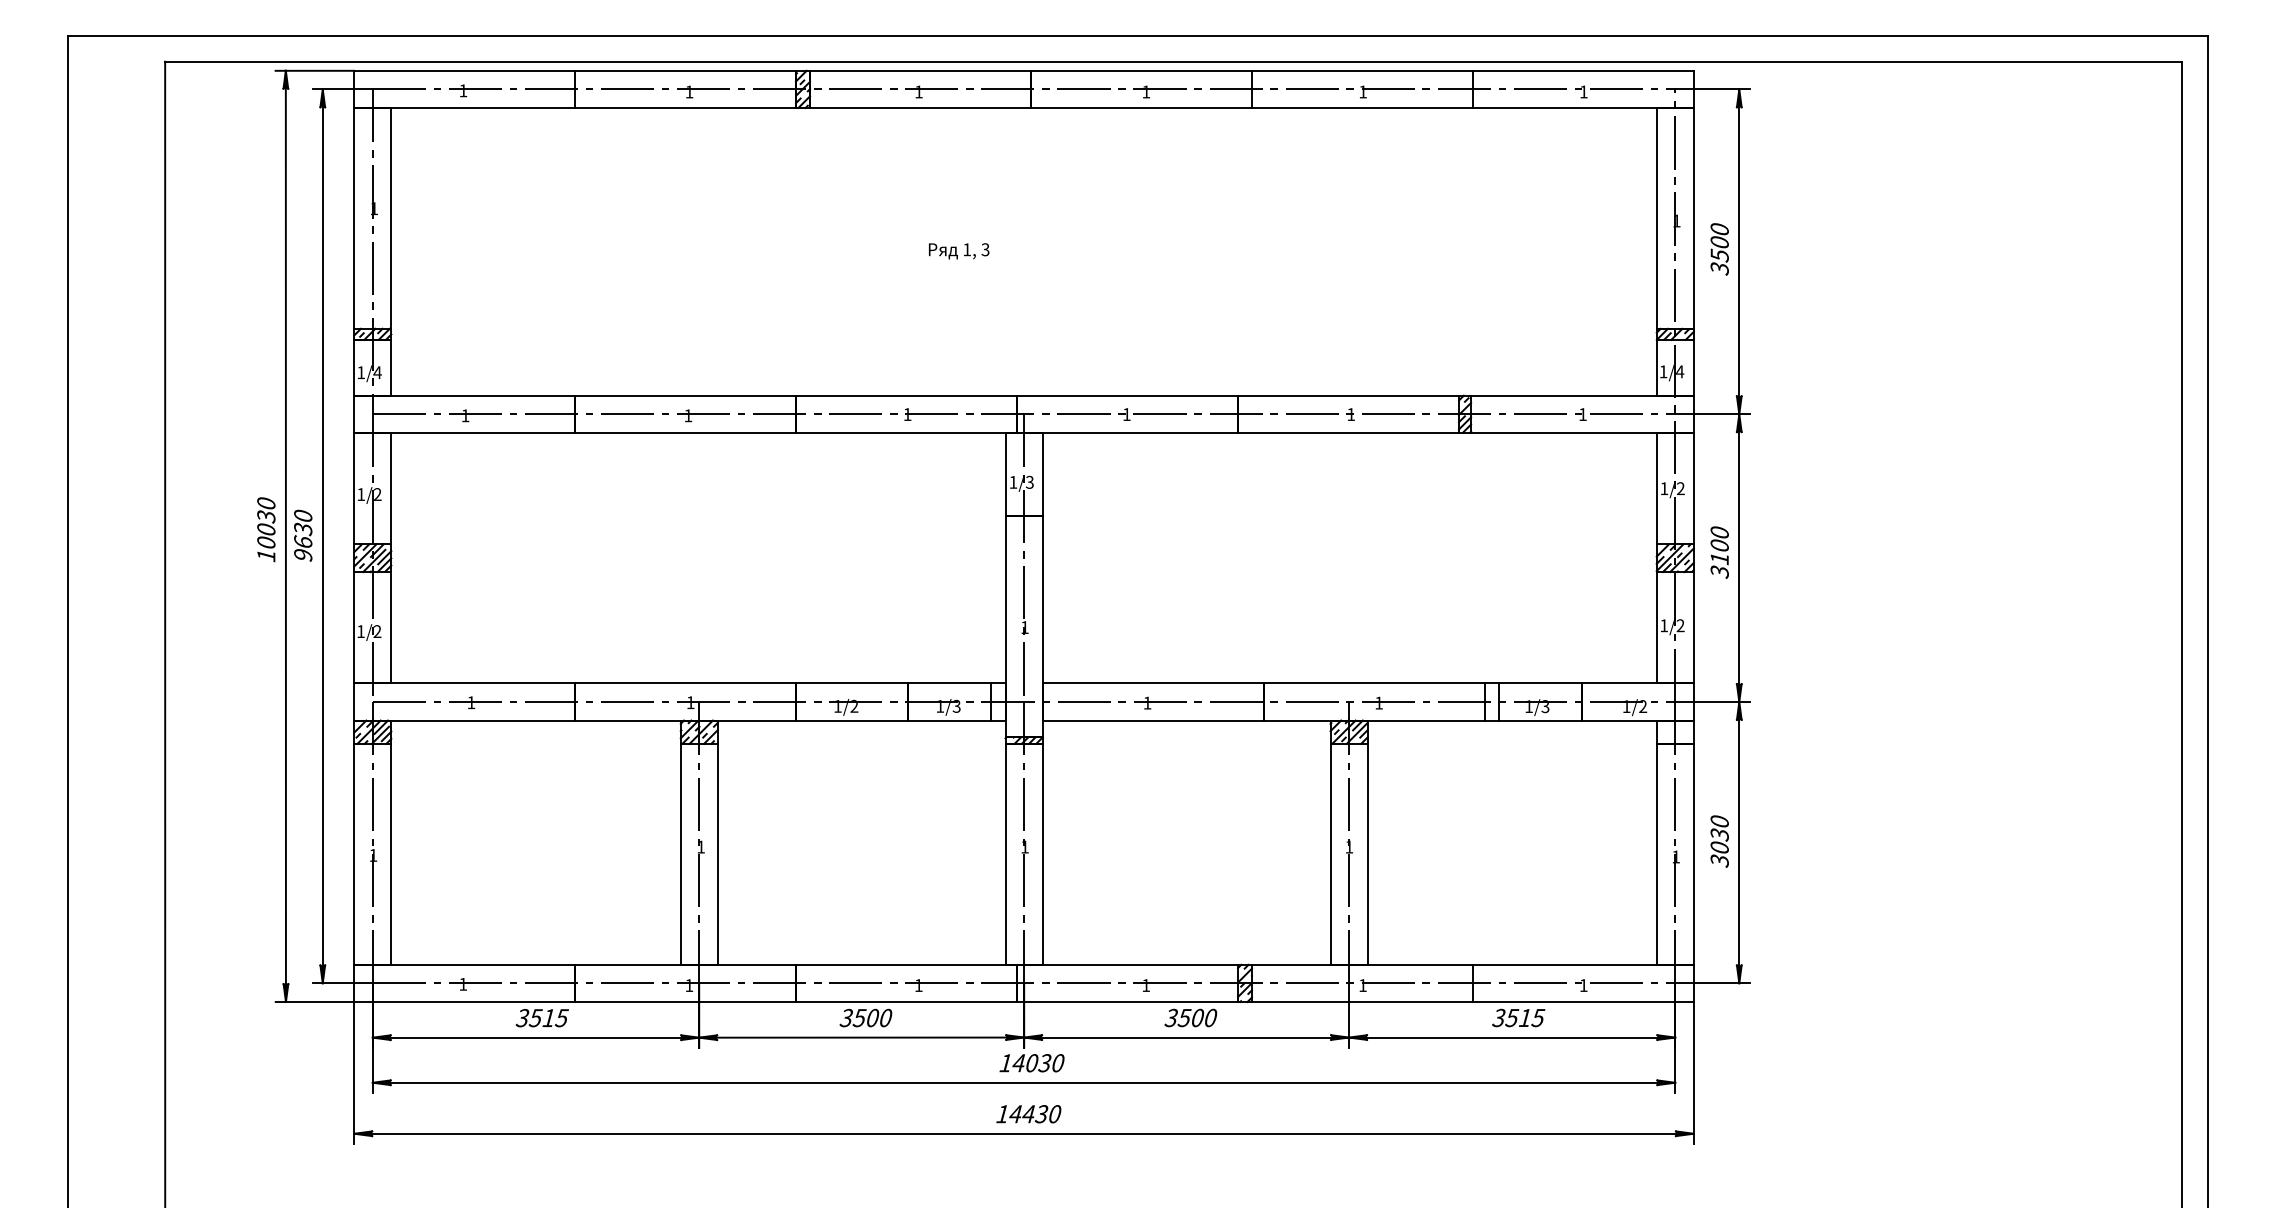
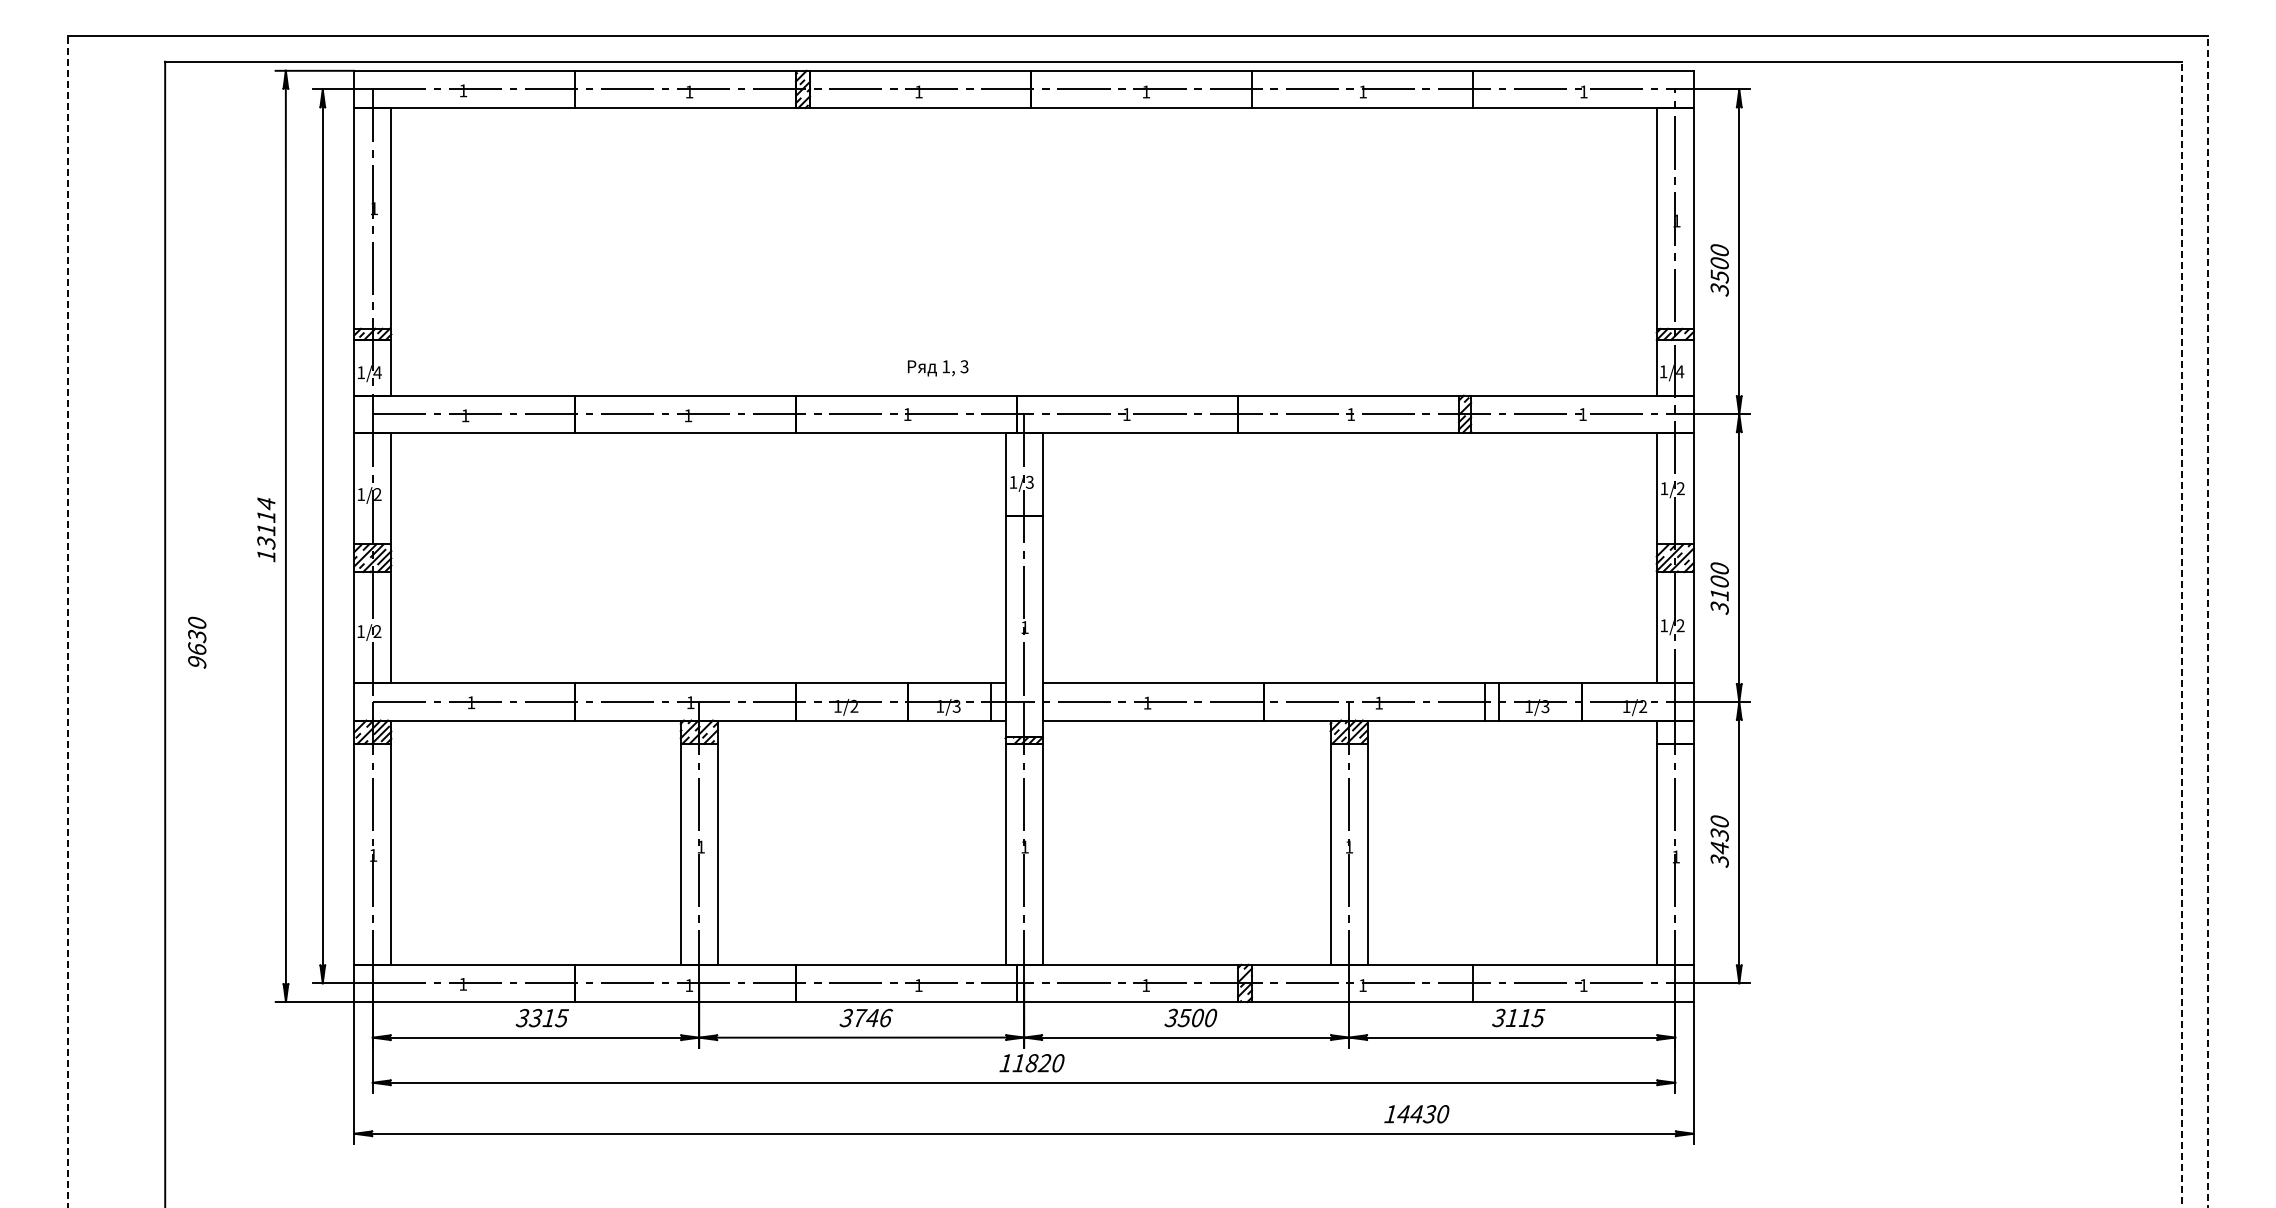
text position: (1719, 249) -> (1719, 270) (1719, 270)
text position: (959, 251) -> (938, 368) (938, 368)
text: 10030 -> 13114 (266, 523)
text position: (303, 535) -> (197, 642) (197, 642)
text position: (1719, 552) -> (1719, 588) (1719, 588)
line: solid -> dashed (68, 622)
line: solid -> dashed (2207, 622)
line: solid -> dashed (2182, 634)
text: 3030 -> 3430 (1719, 847)
text: 3515 -> 3315 (537, 1017)
text: 3500 -> 3746 (872, 1017)
text: 3515 -> 3115 (1512, 1018)
text: 14030 -> 11820 (1031, 1063)
text position: (1028, 1114) -> (1416, 1114) (1416, 1114)
